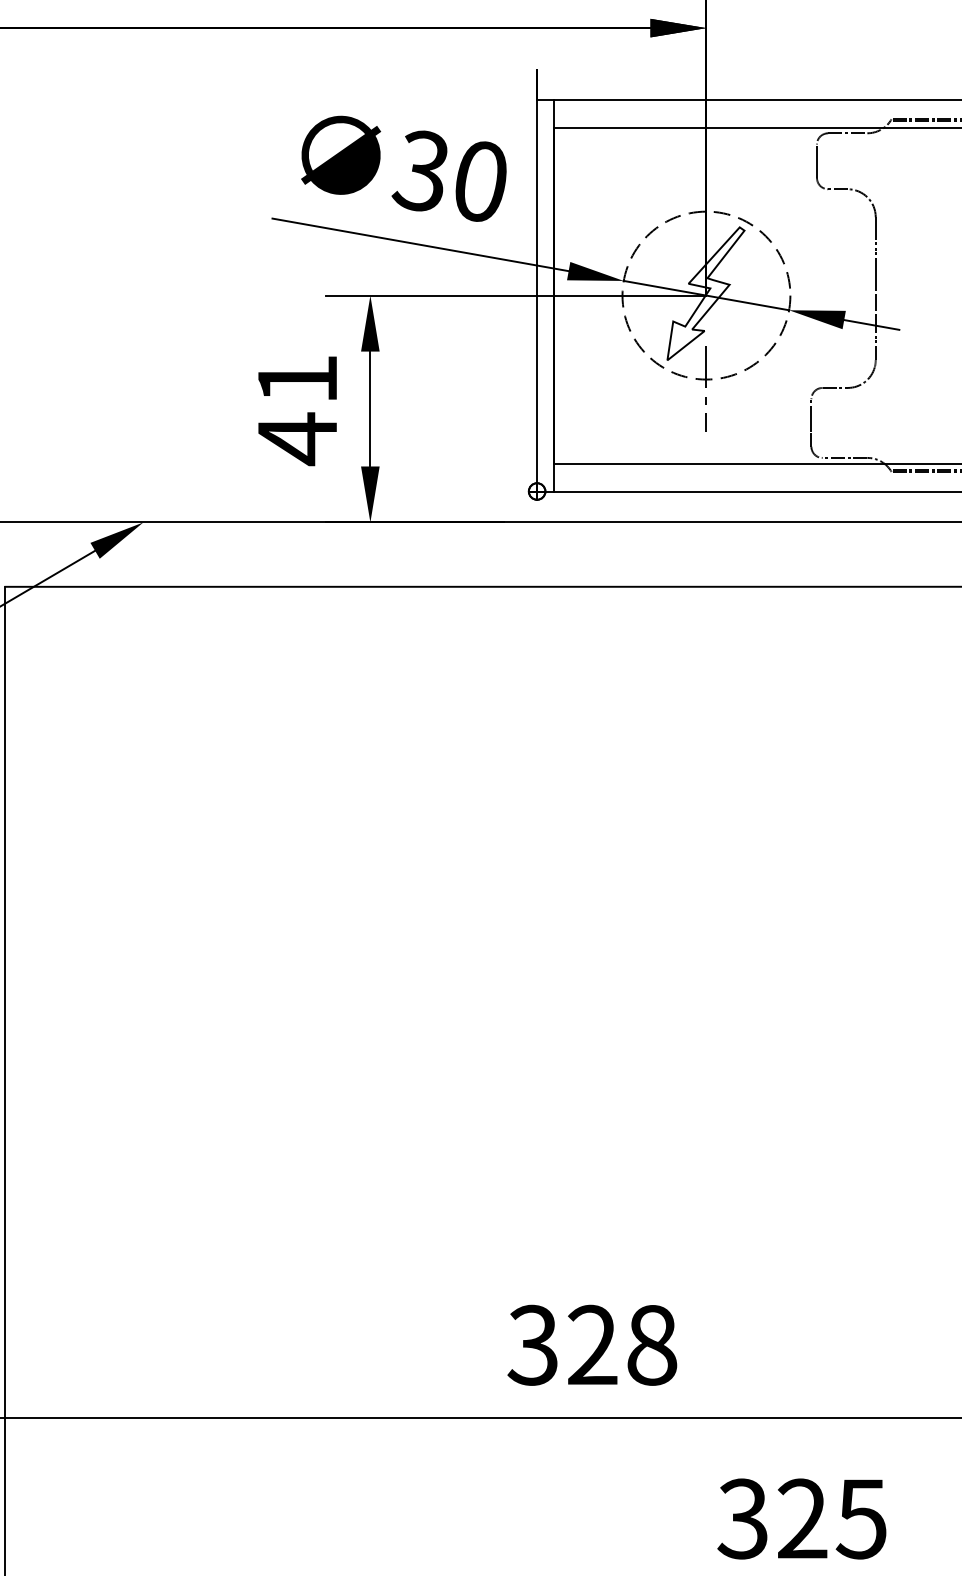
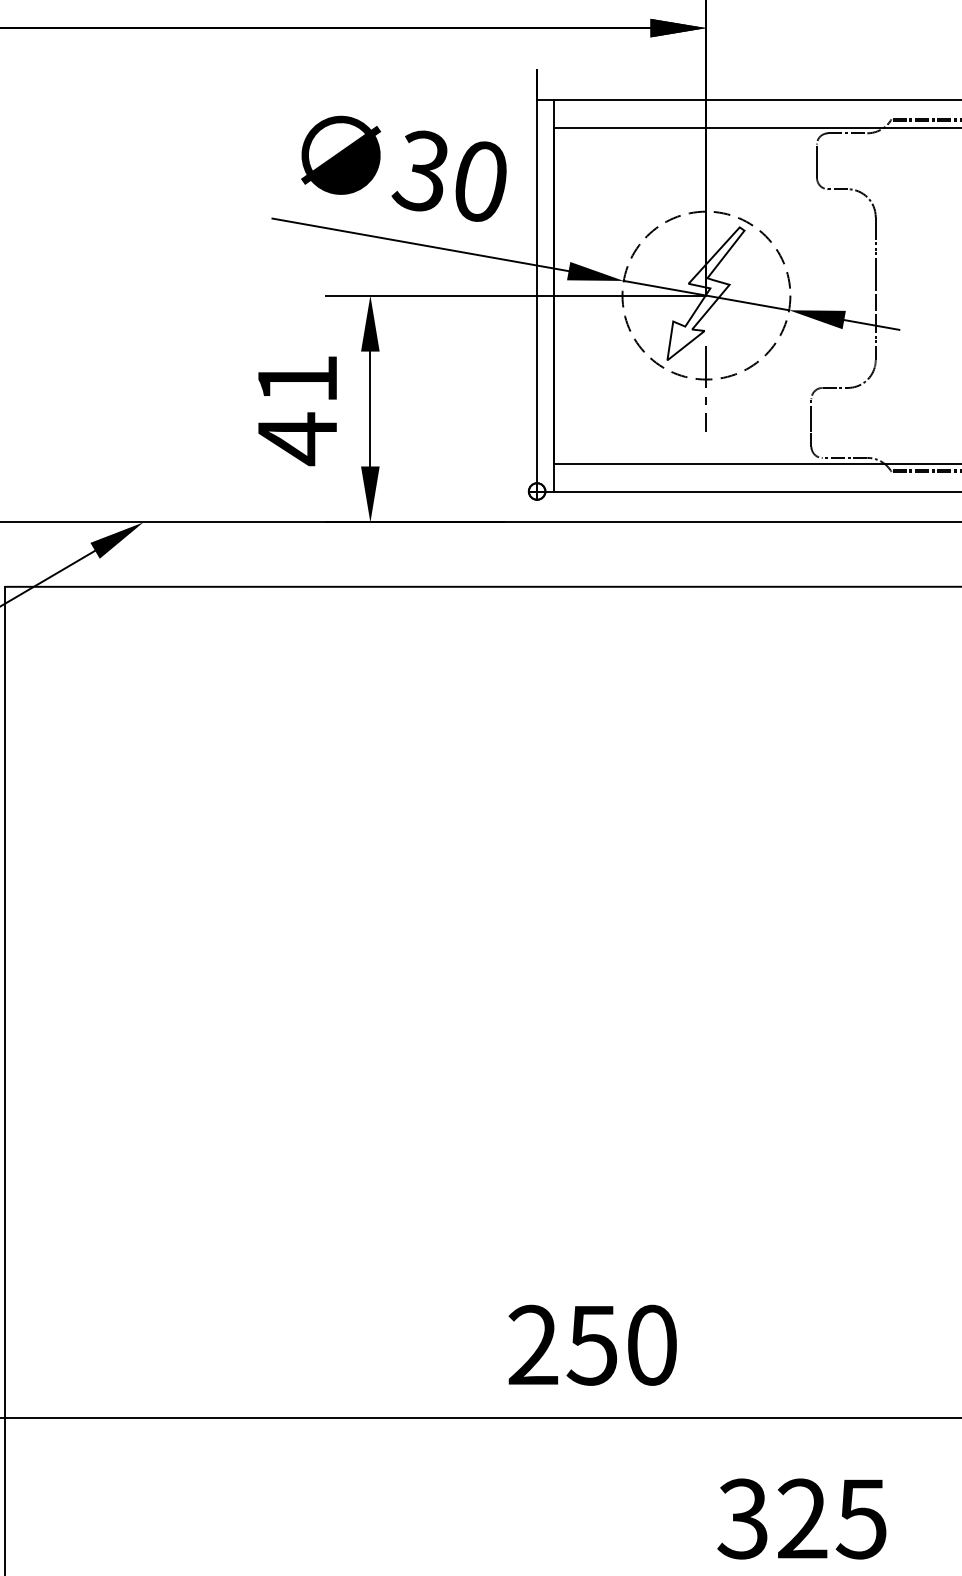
text: 328 -> 250 (592, 1344)
